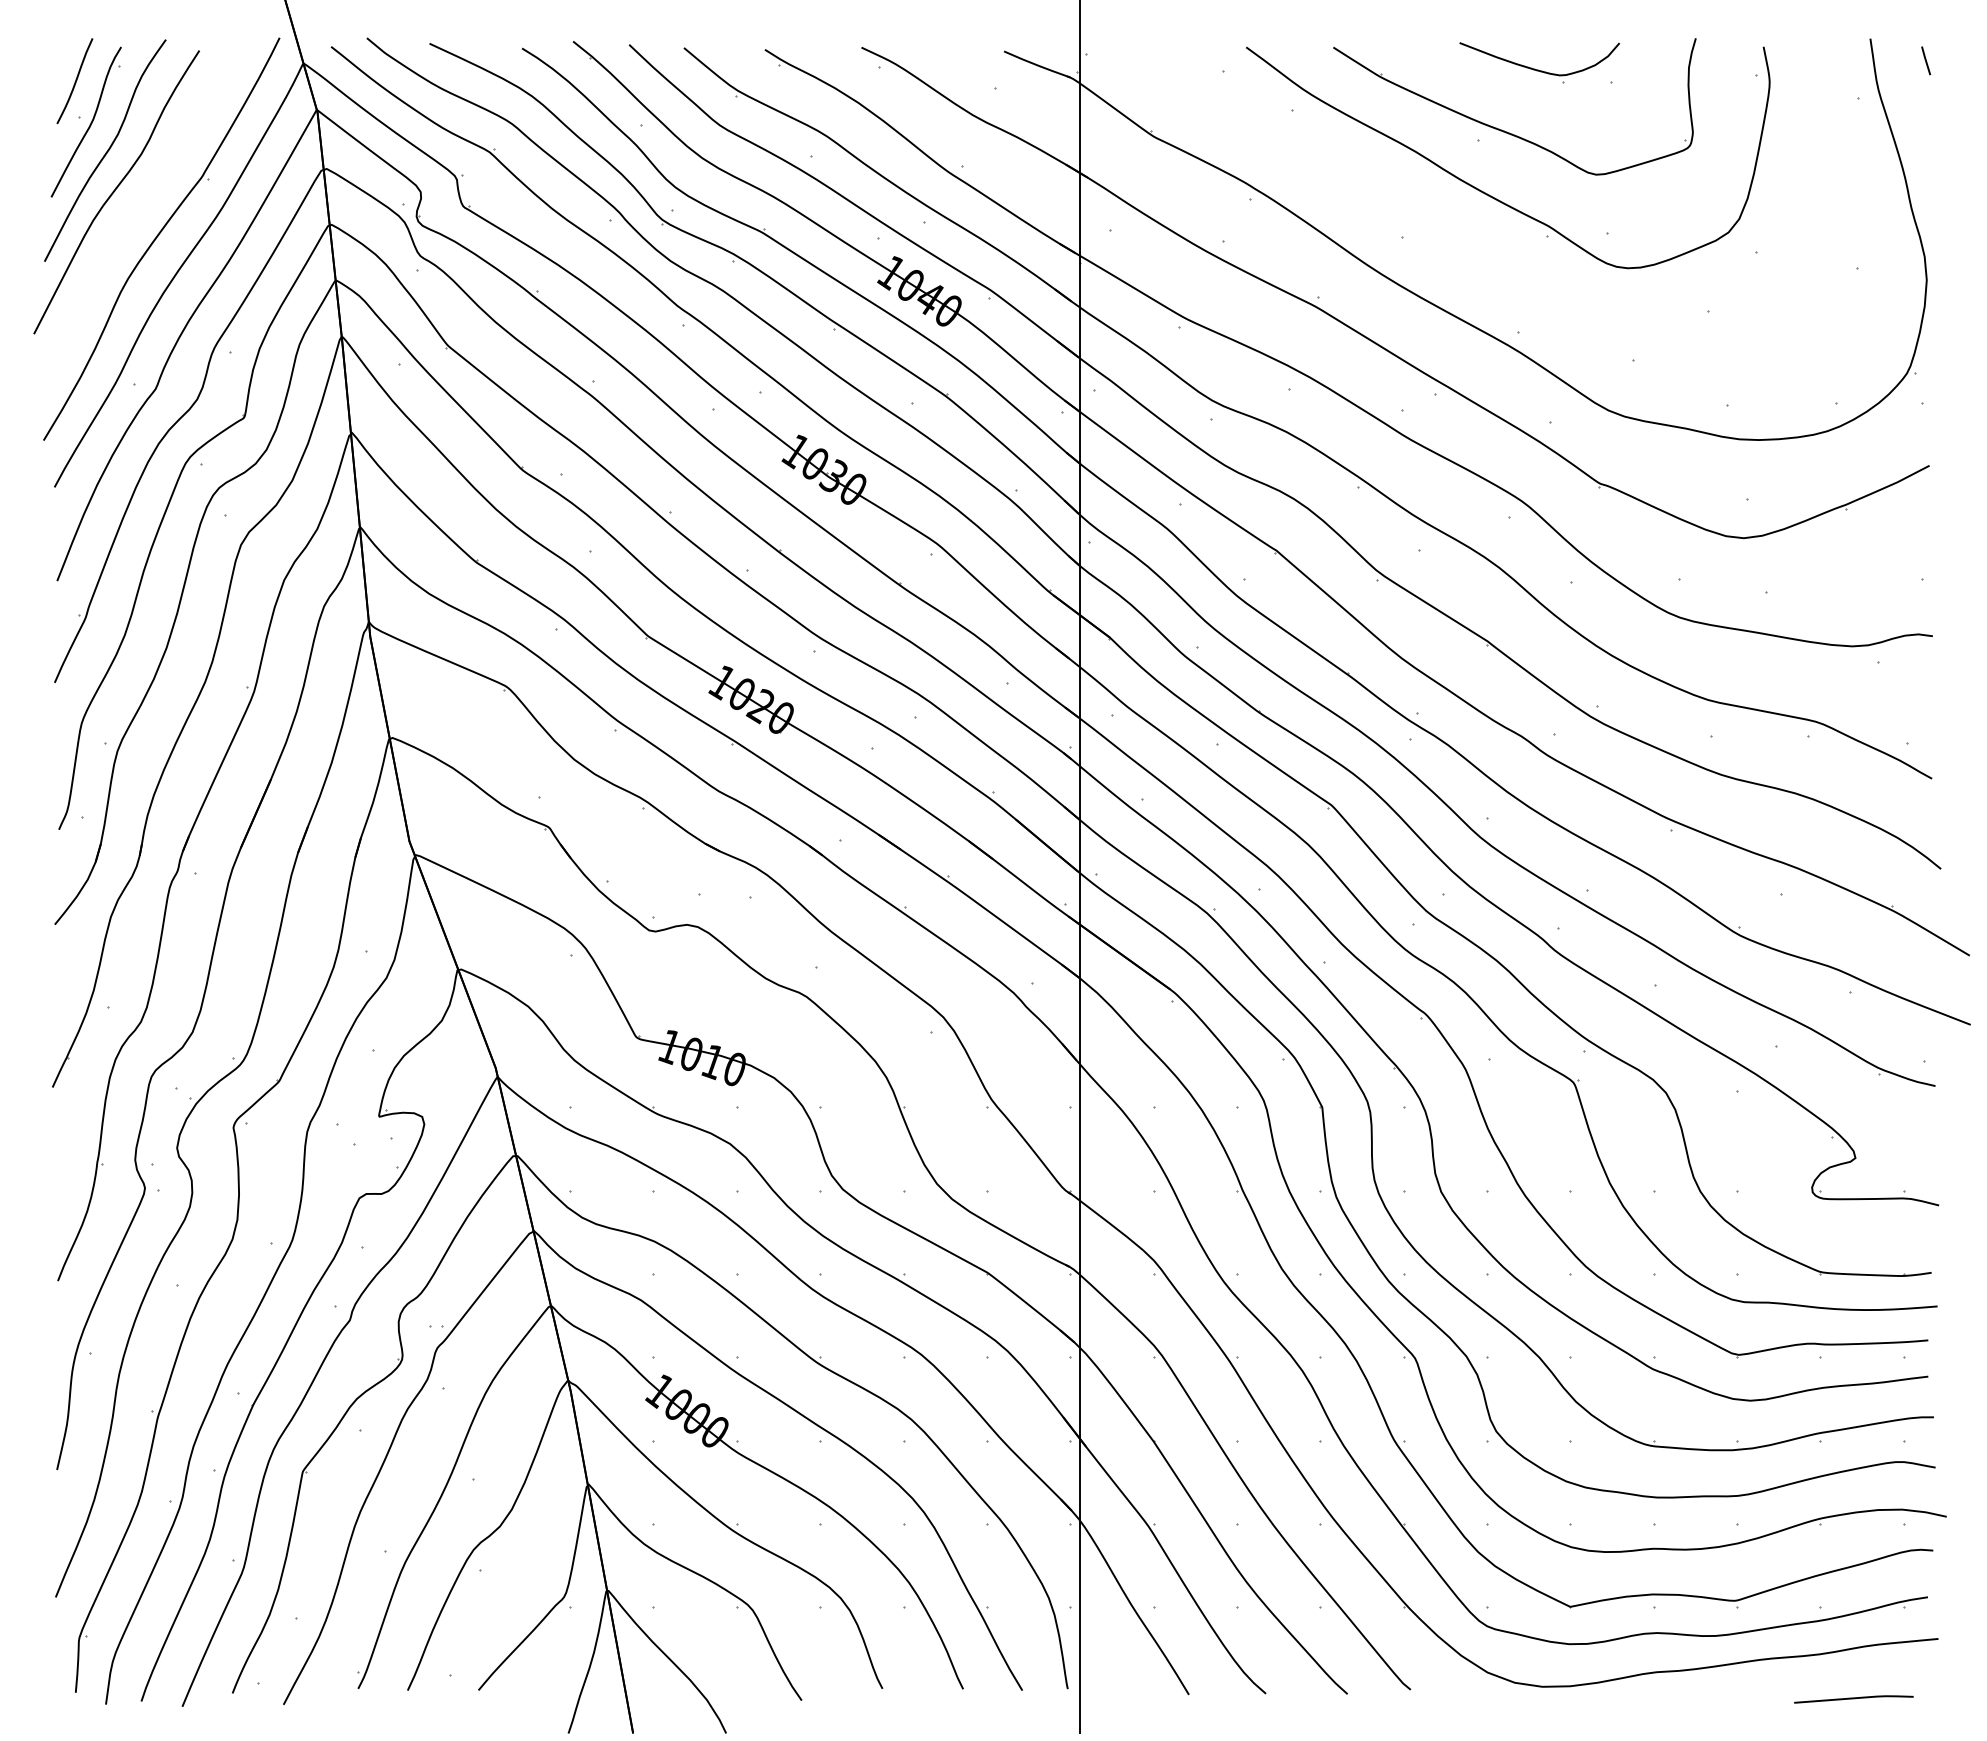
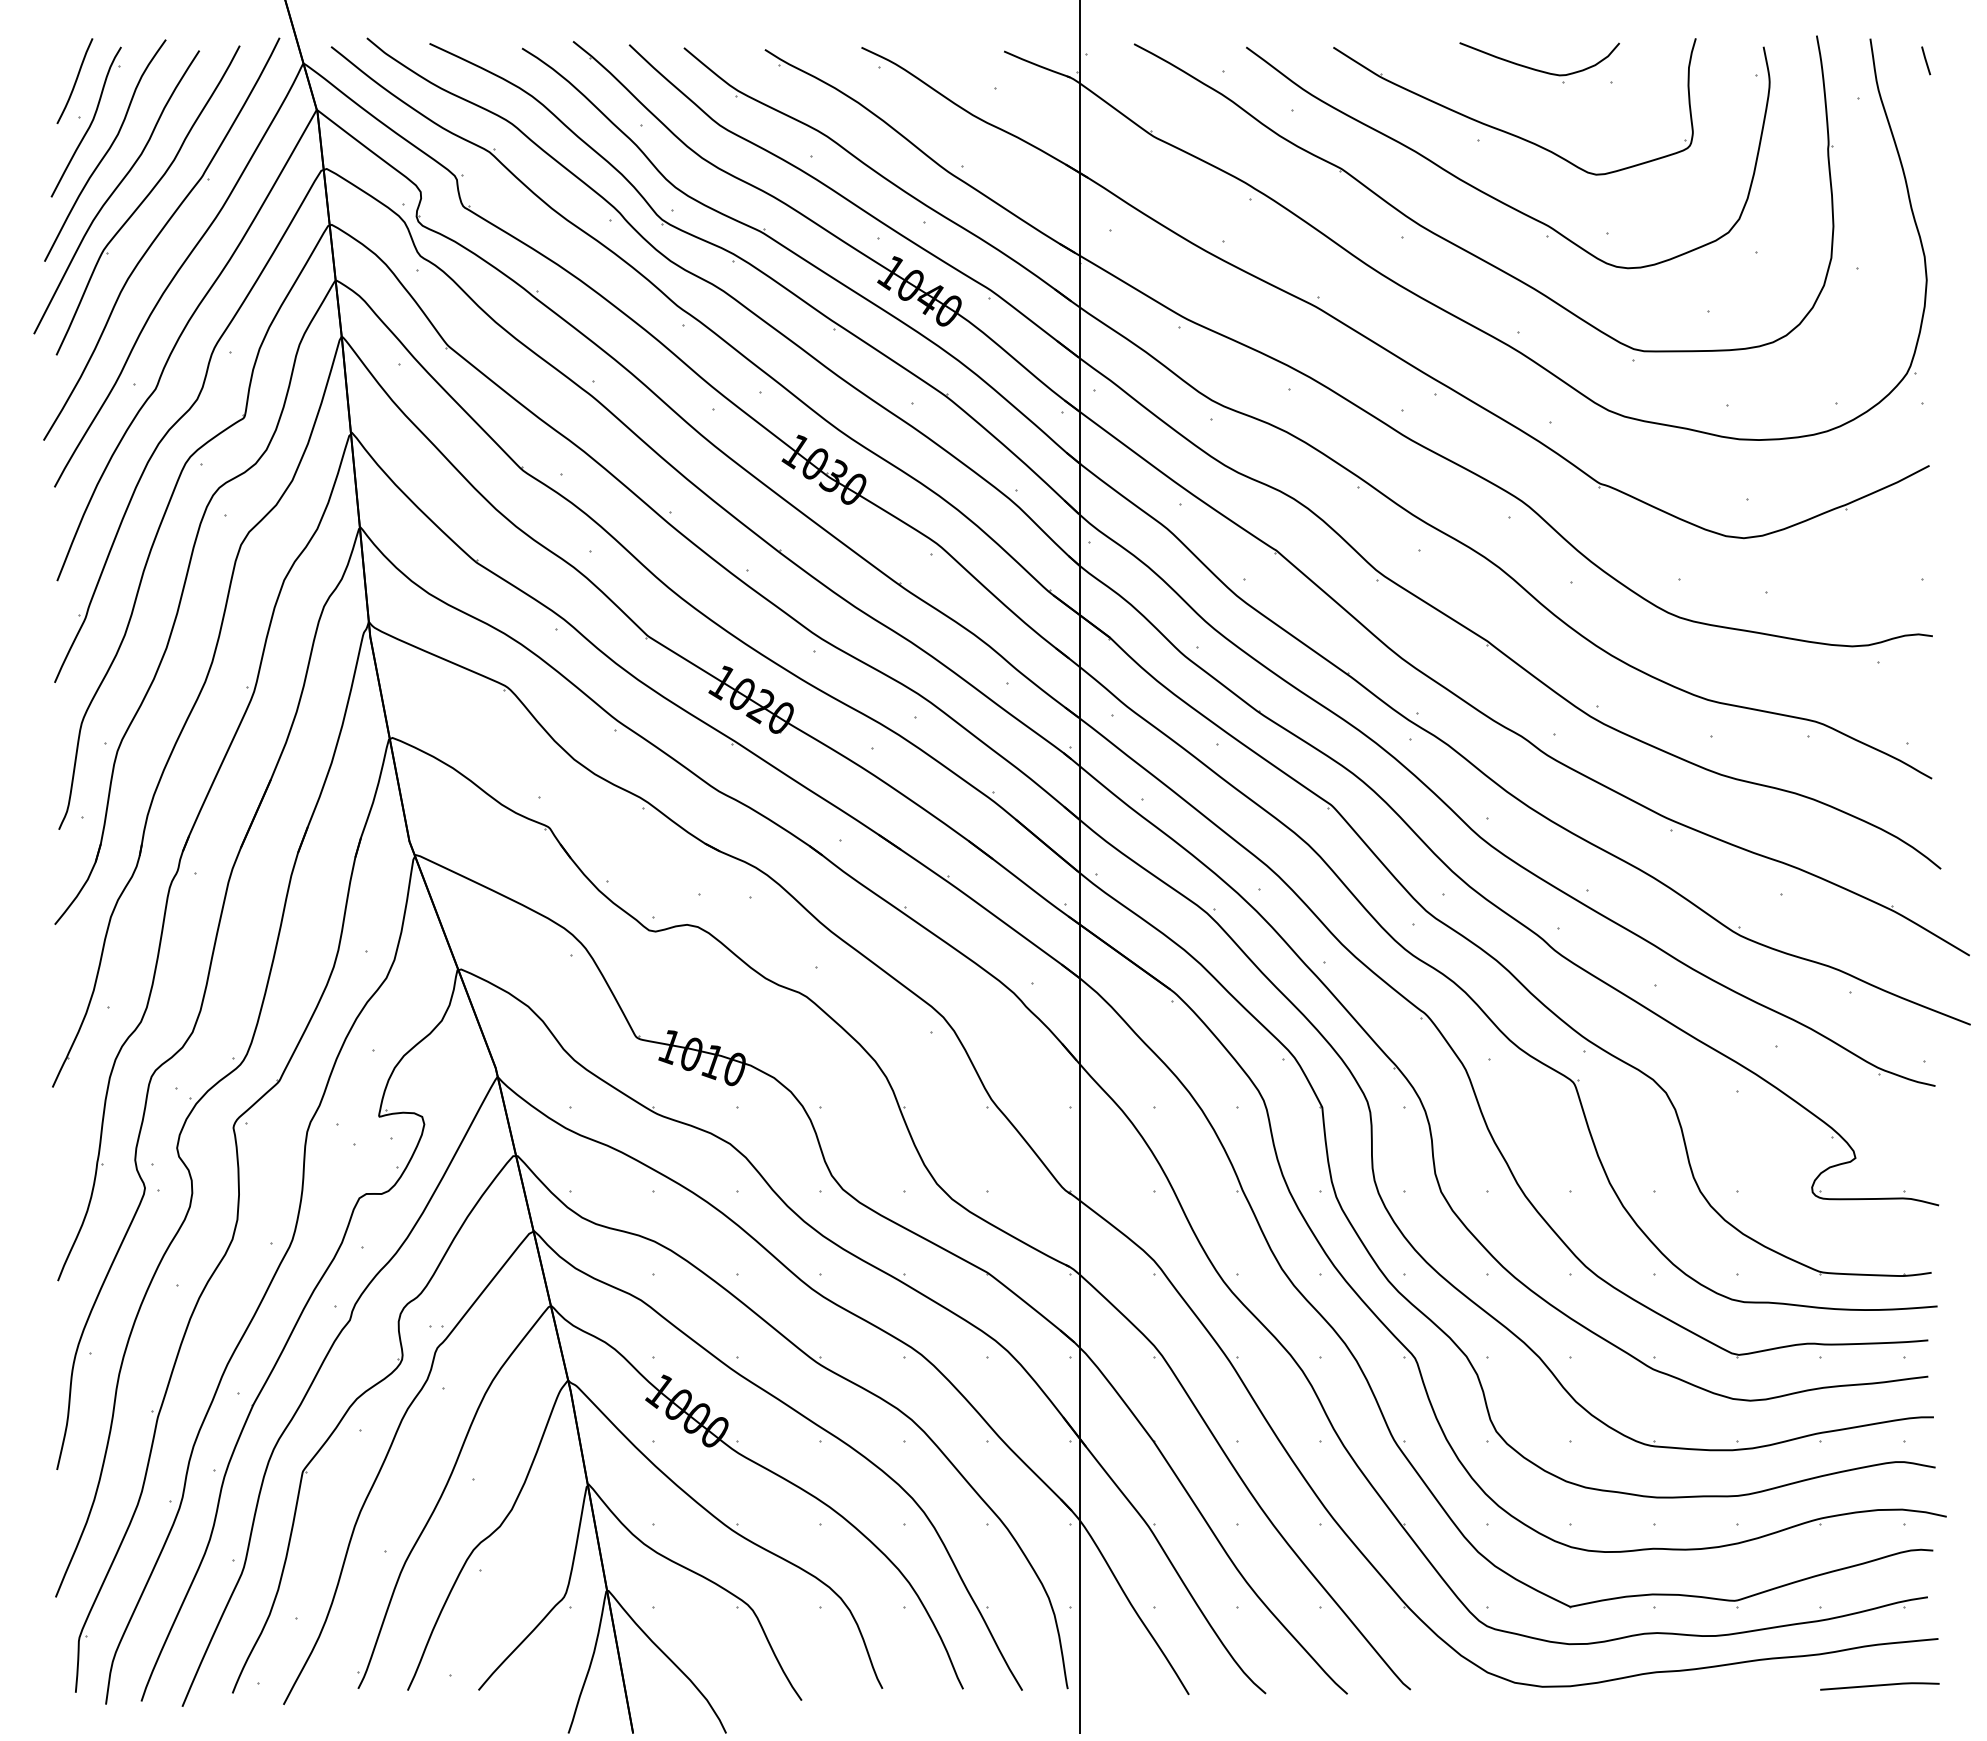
part: none -> present (147, 200)
part: none -> present (1451, 241)
line position: (1853, 1699) -> (1879, 1686) (1879, 1686)
